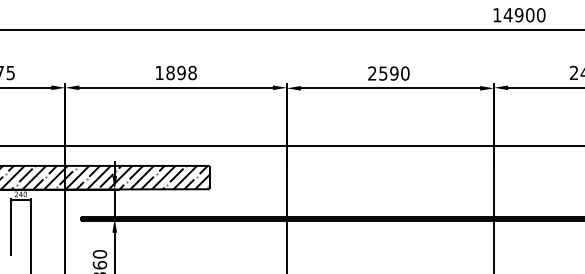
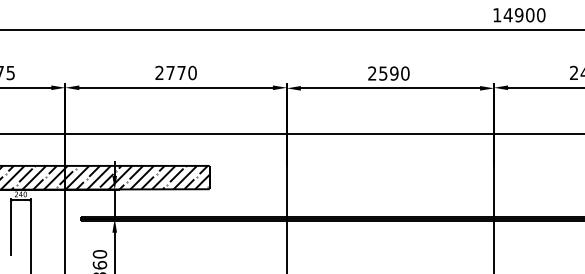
text: 1898 -> 2770 (175, 72)
line position: (291, 146) -> (291, 134) (291, 134)
